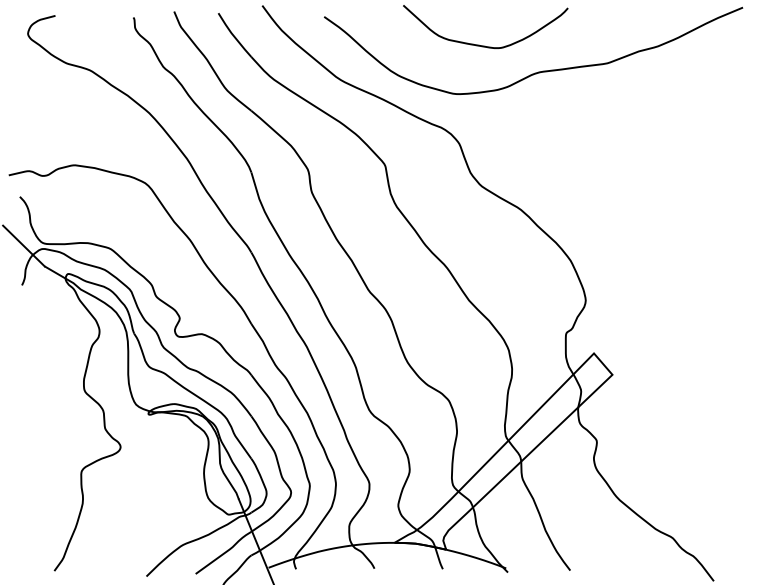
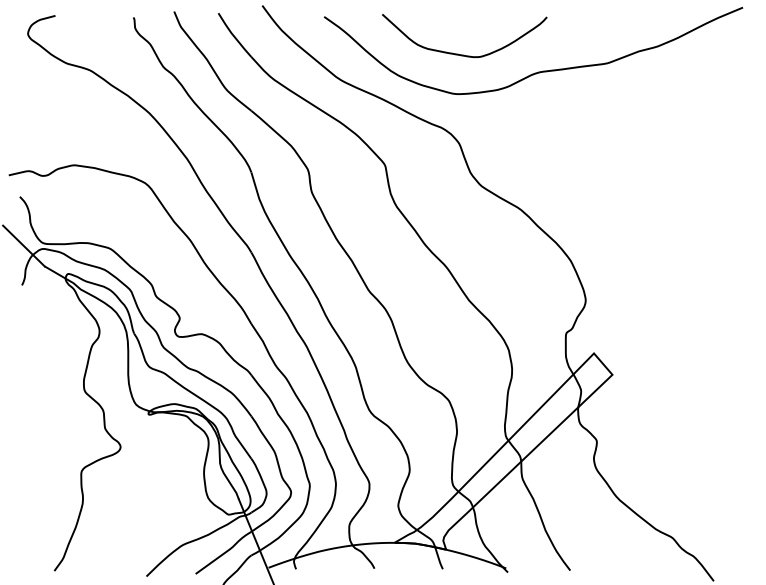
curve position: (479, 44) -> (458, 53) (458, 53)
